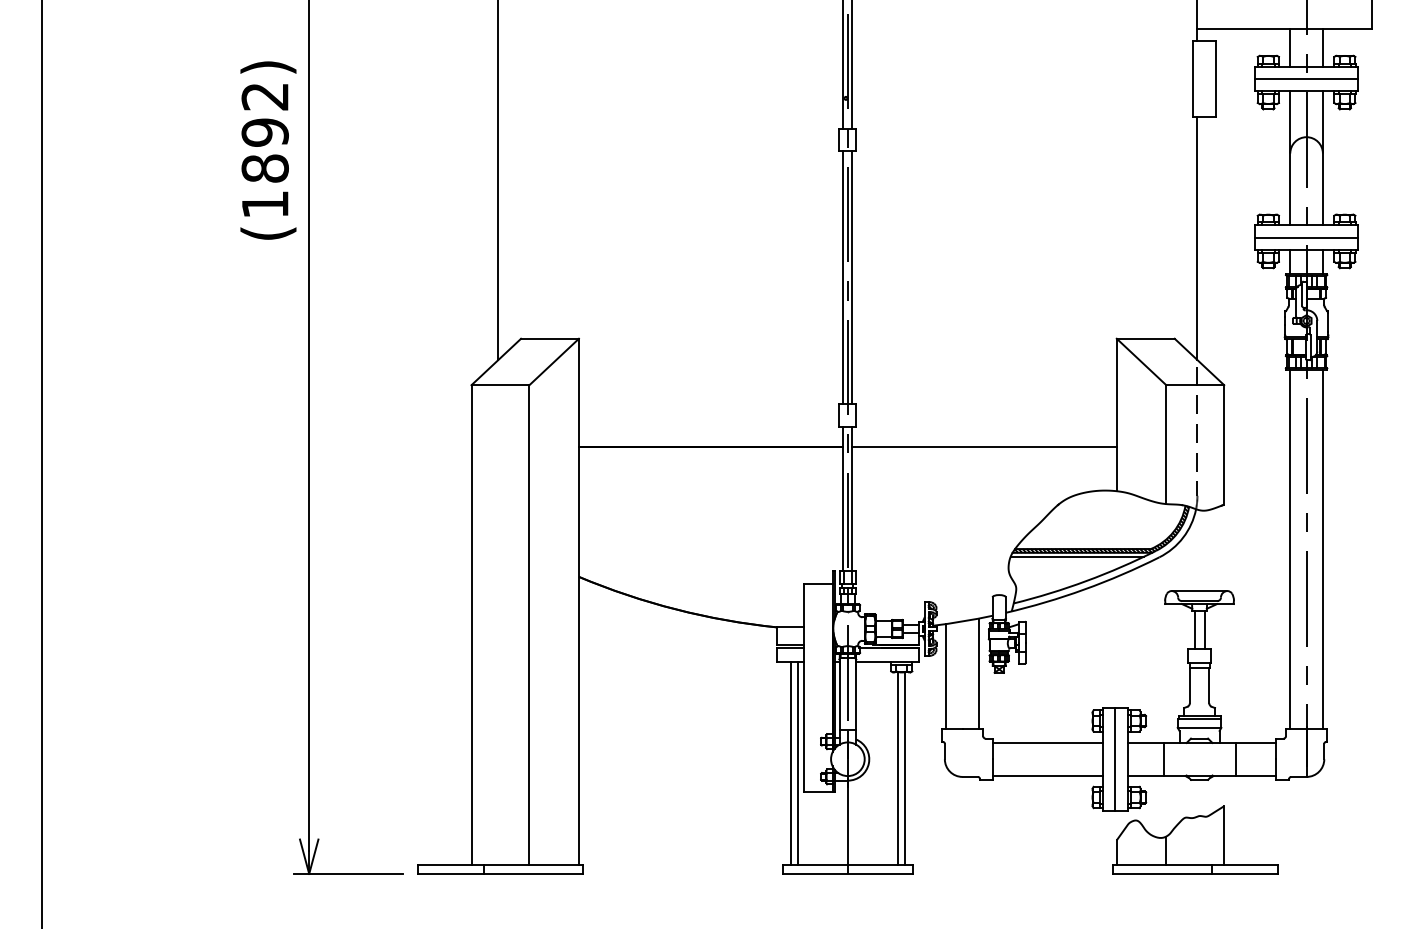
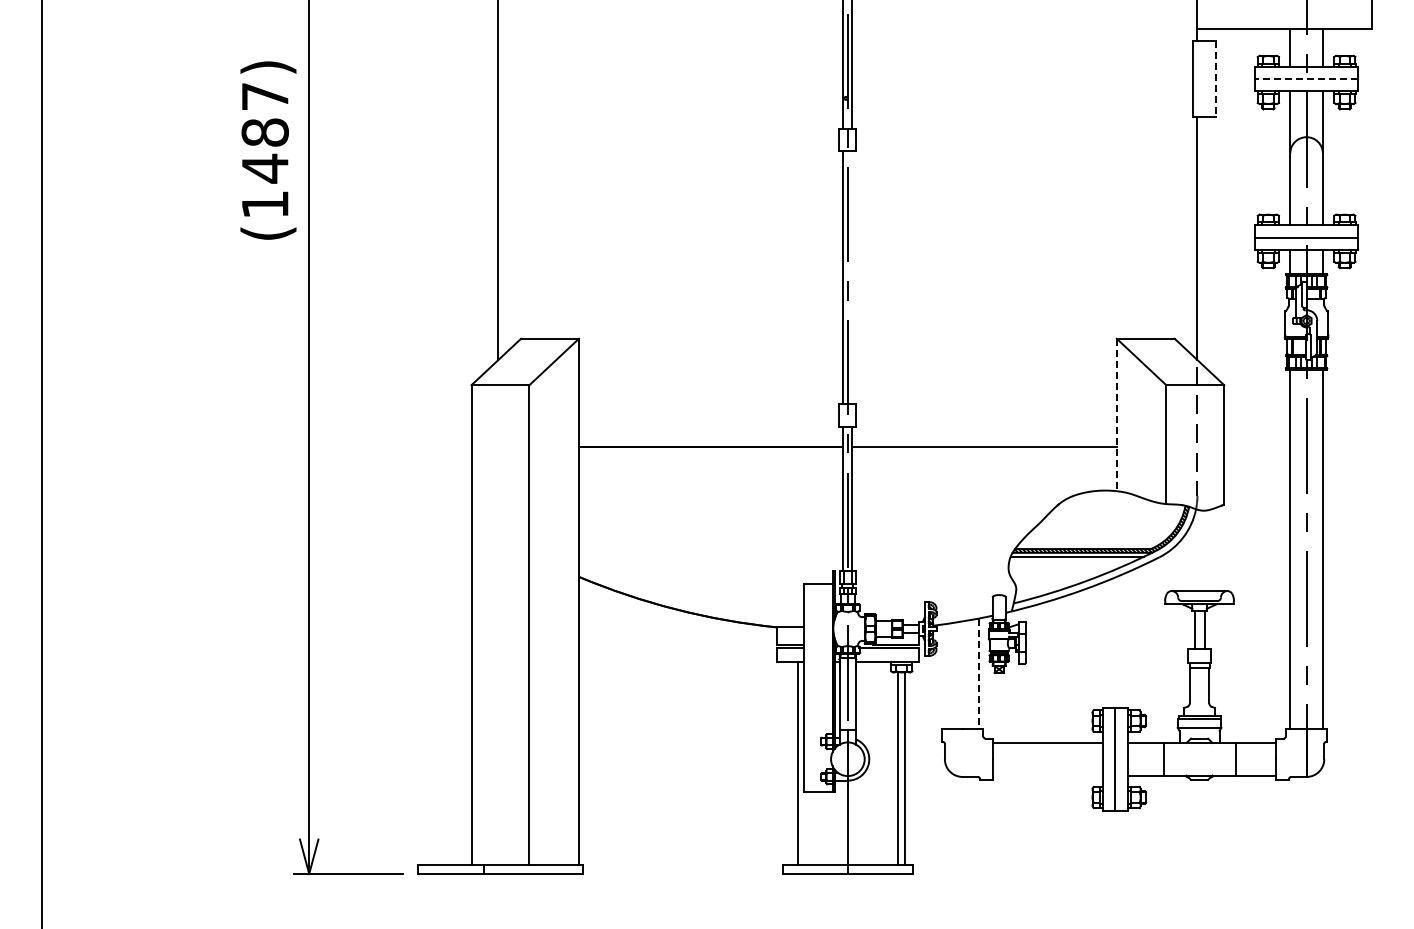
line: solid -> dashed (1306, 78)
line: solid -> dashed (1215, 79)
text: (1892) -> (1487) (264, 133)
line: present -> none (852, 277)
line: solid -> dashed (1116, 415)
line: solid -> dashed (978, 674)
line: present -> none (946, 676)
line: present -> none (790, 762)
line: present -> none (1047, 775)
part: present -> none (1195, 839)
